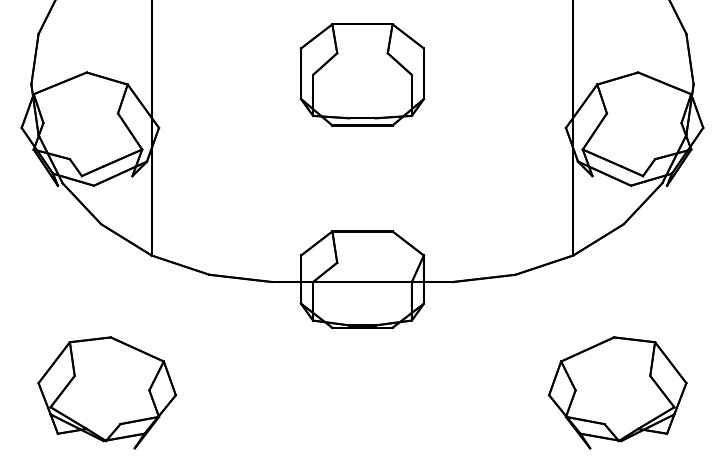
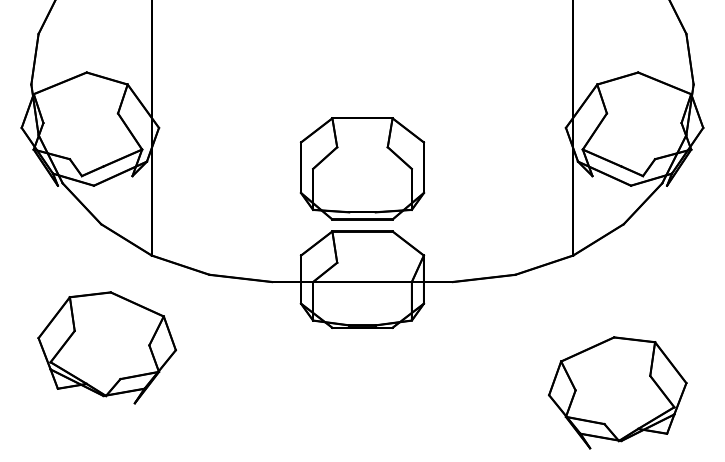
part position: (362, 74) -> (362, 168) (362, 168)
part position: (106, 392) -> (106, 347) (106, 347)
